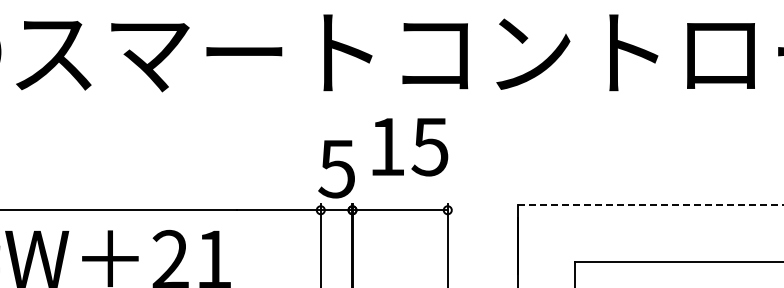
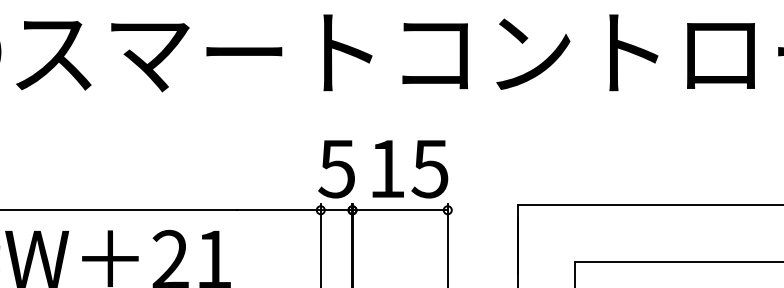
text position: (410, 147) -> (410, 169) (410, 169)
line: dashed -> solid (650, 204)
